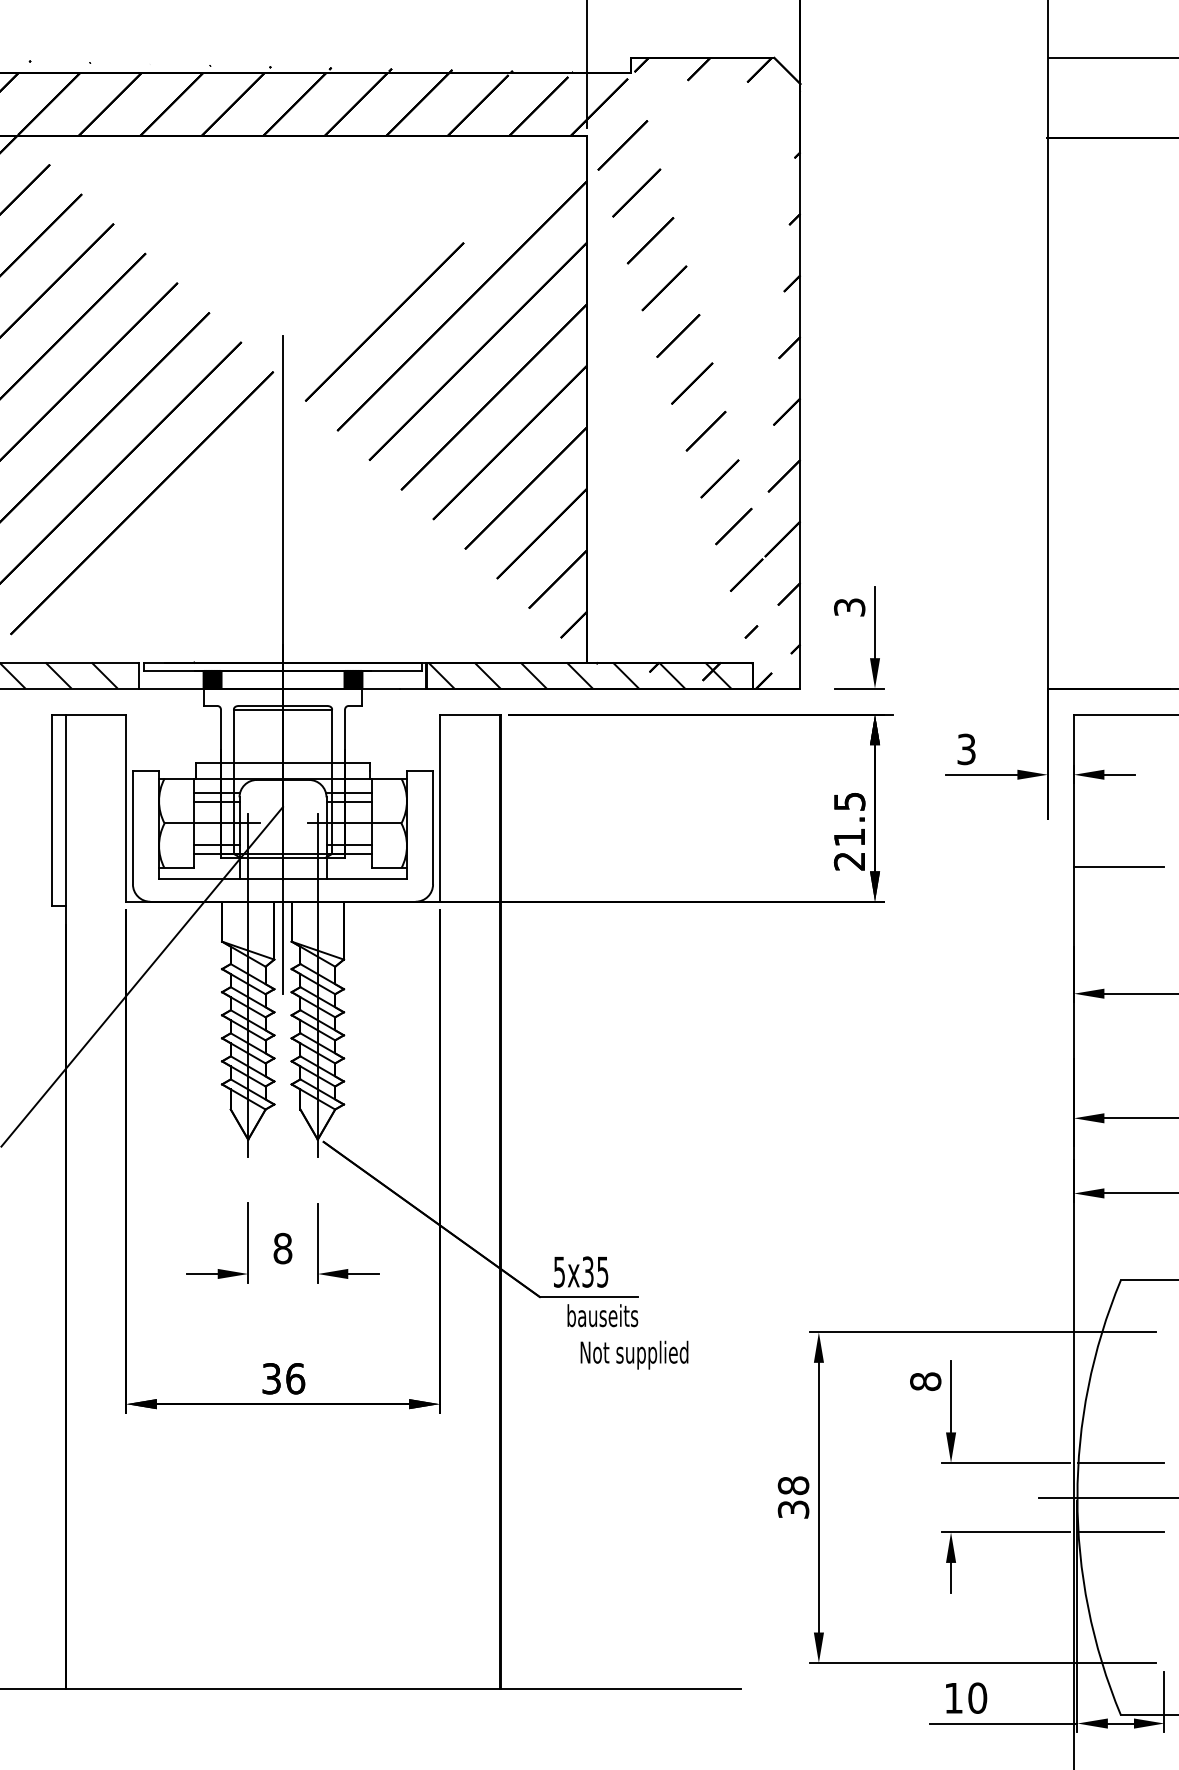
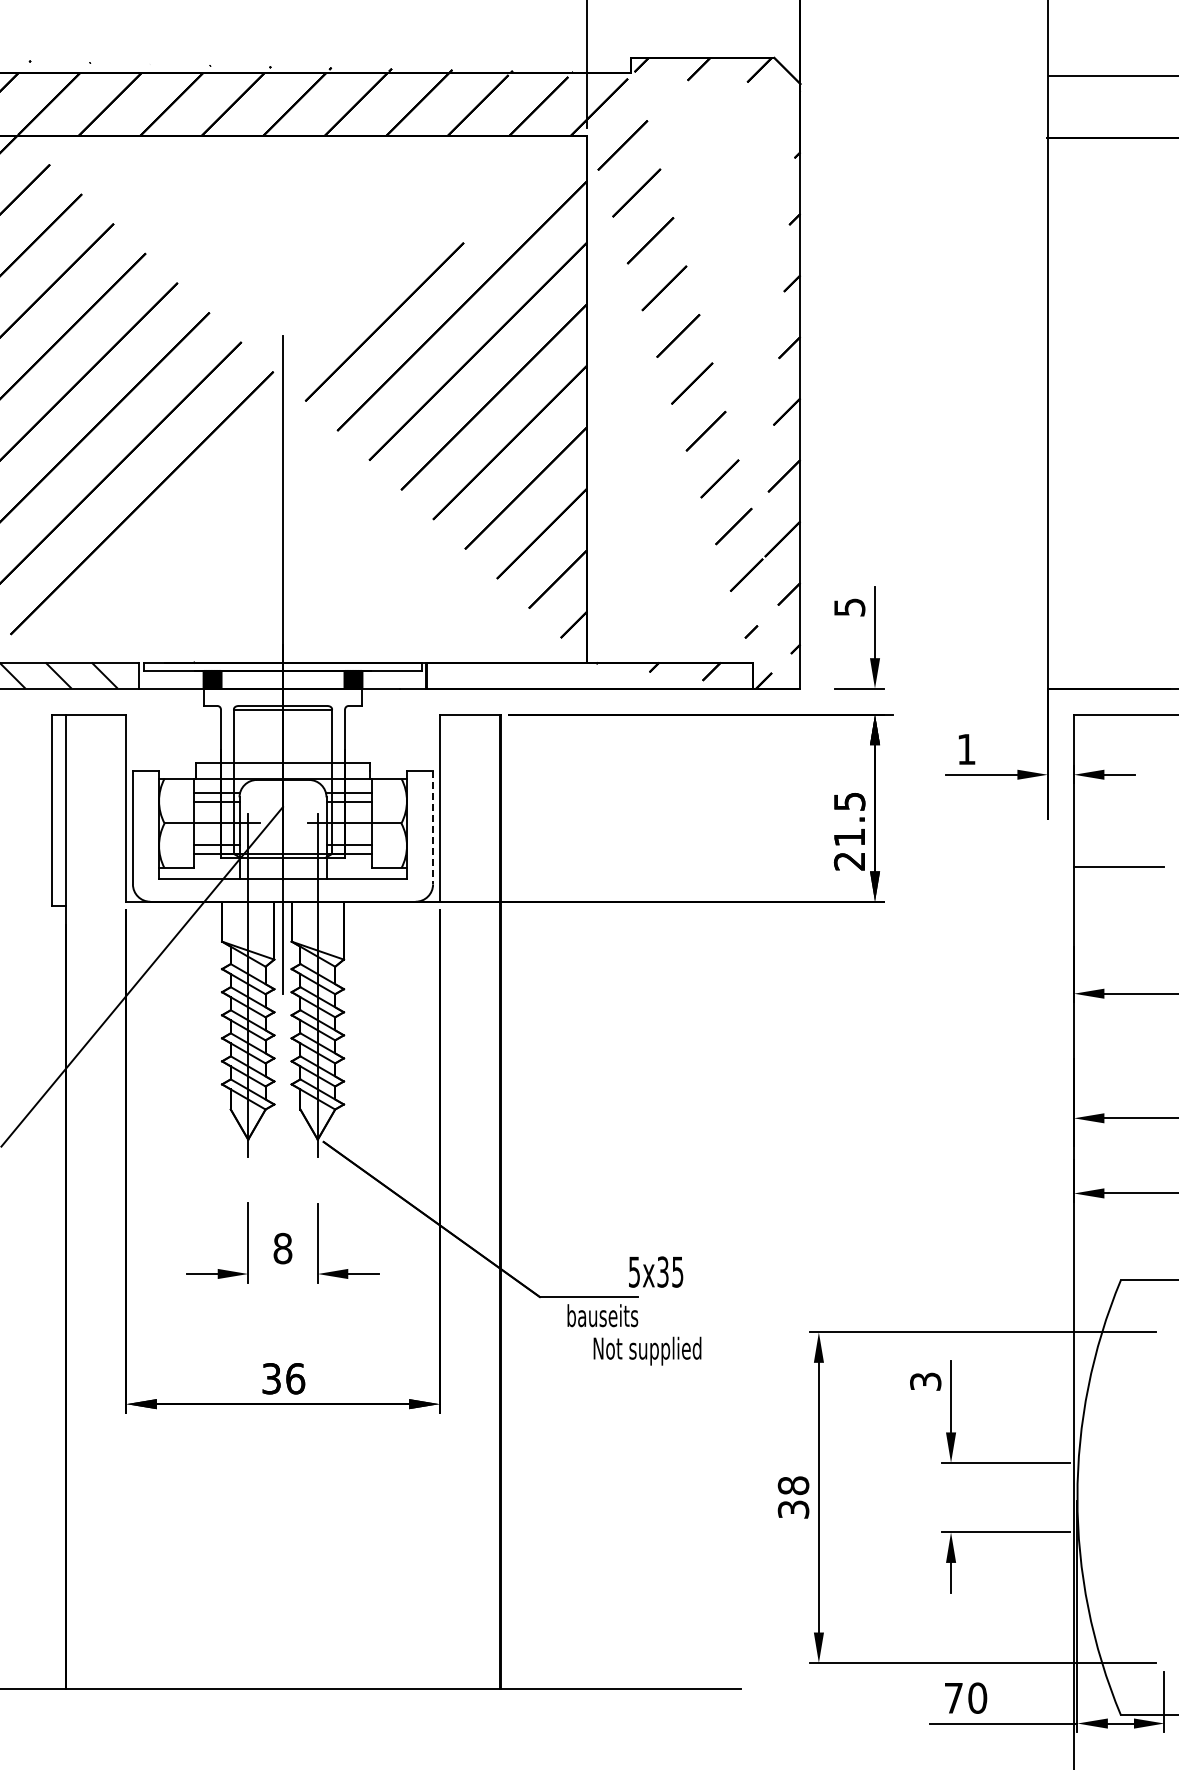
line position: (1111, 57) -> (1111, 75) (1111, 75)
text: 3 -> 5 (849, 606)
hatch: present -> none (590, 675)
text: 3 -> 1 (966, 749)
line: solid -> dashed (433, 827)
text position: (581, 1271) -> (656, 1271) (656, 1271)
text position: (634, 1354) -> (647, 1350) (647, 1350)
text: 8 -> 3 (925, 1381)
line: present -> none (1121, 1462)
line: present -> none (1107, 1497)
line: present -> none (1121, 1532)
text: 10 -> 70 (953, 1698)
